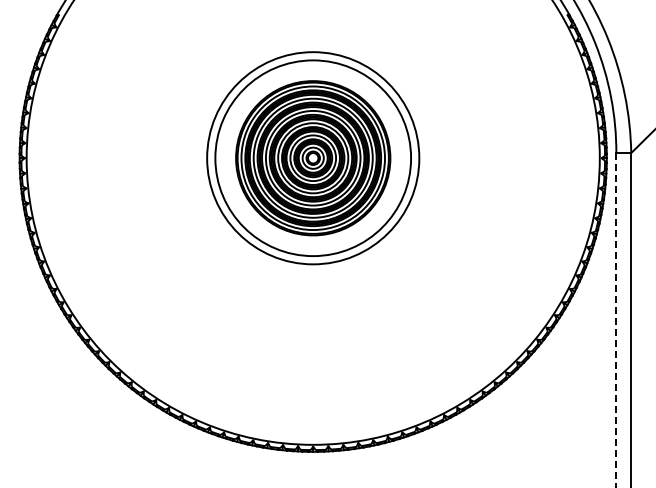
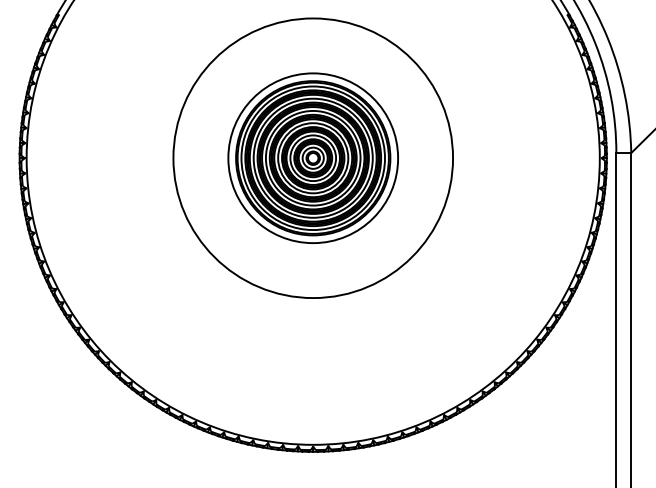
circle diameter: 196 px -> 280 px (313, 158)
circle diameter: 212 px -> 170 px (313, 158)
line: dashed -> solid (616, 320)
